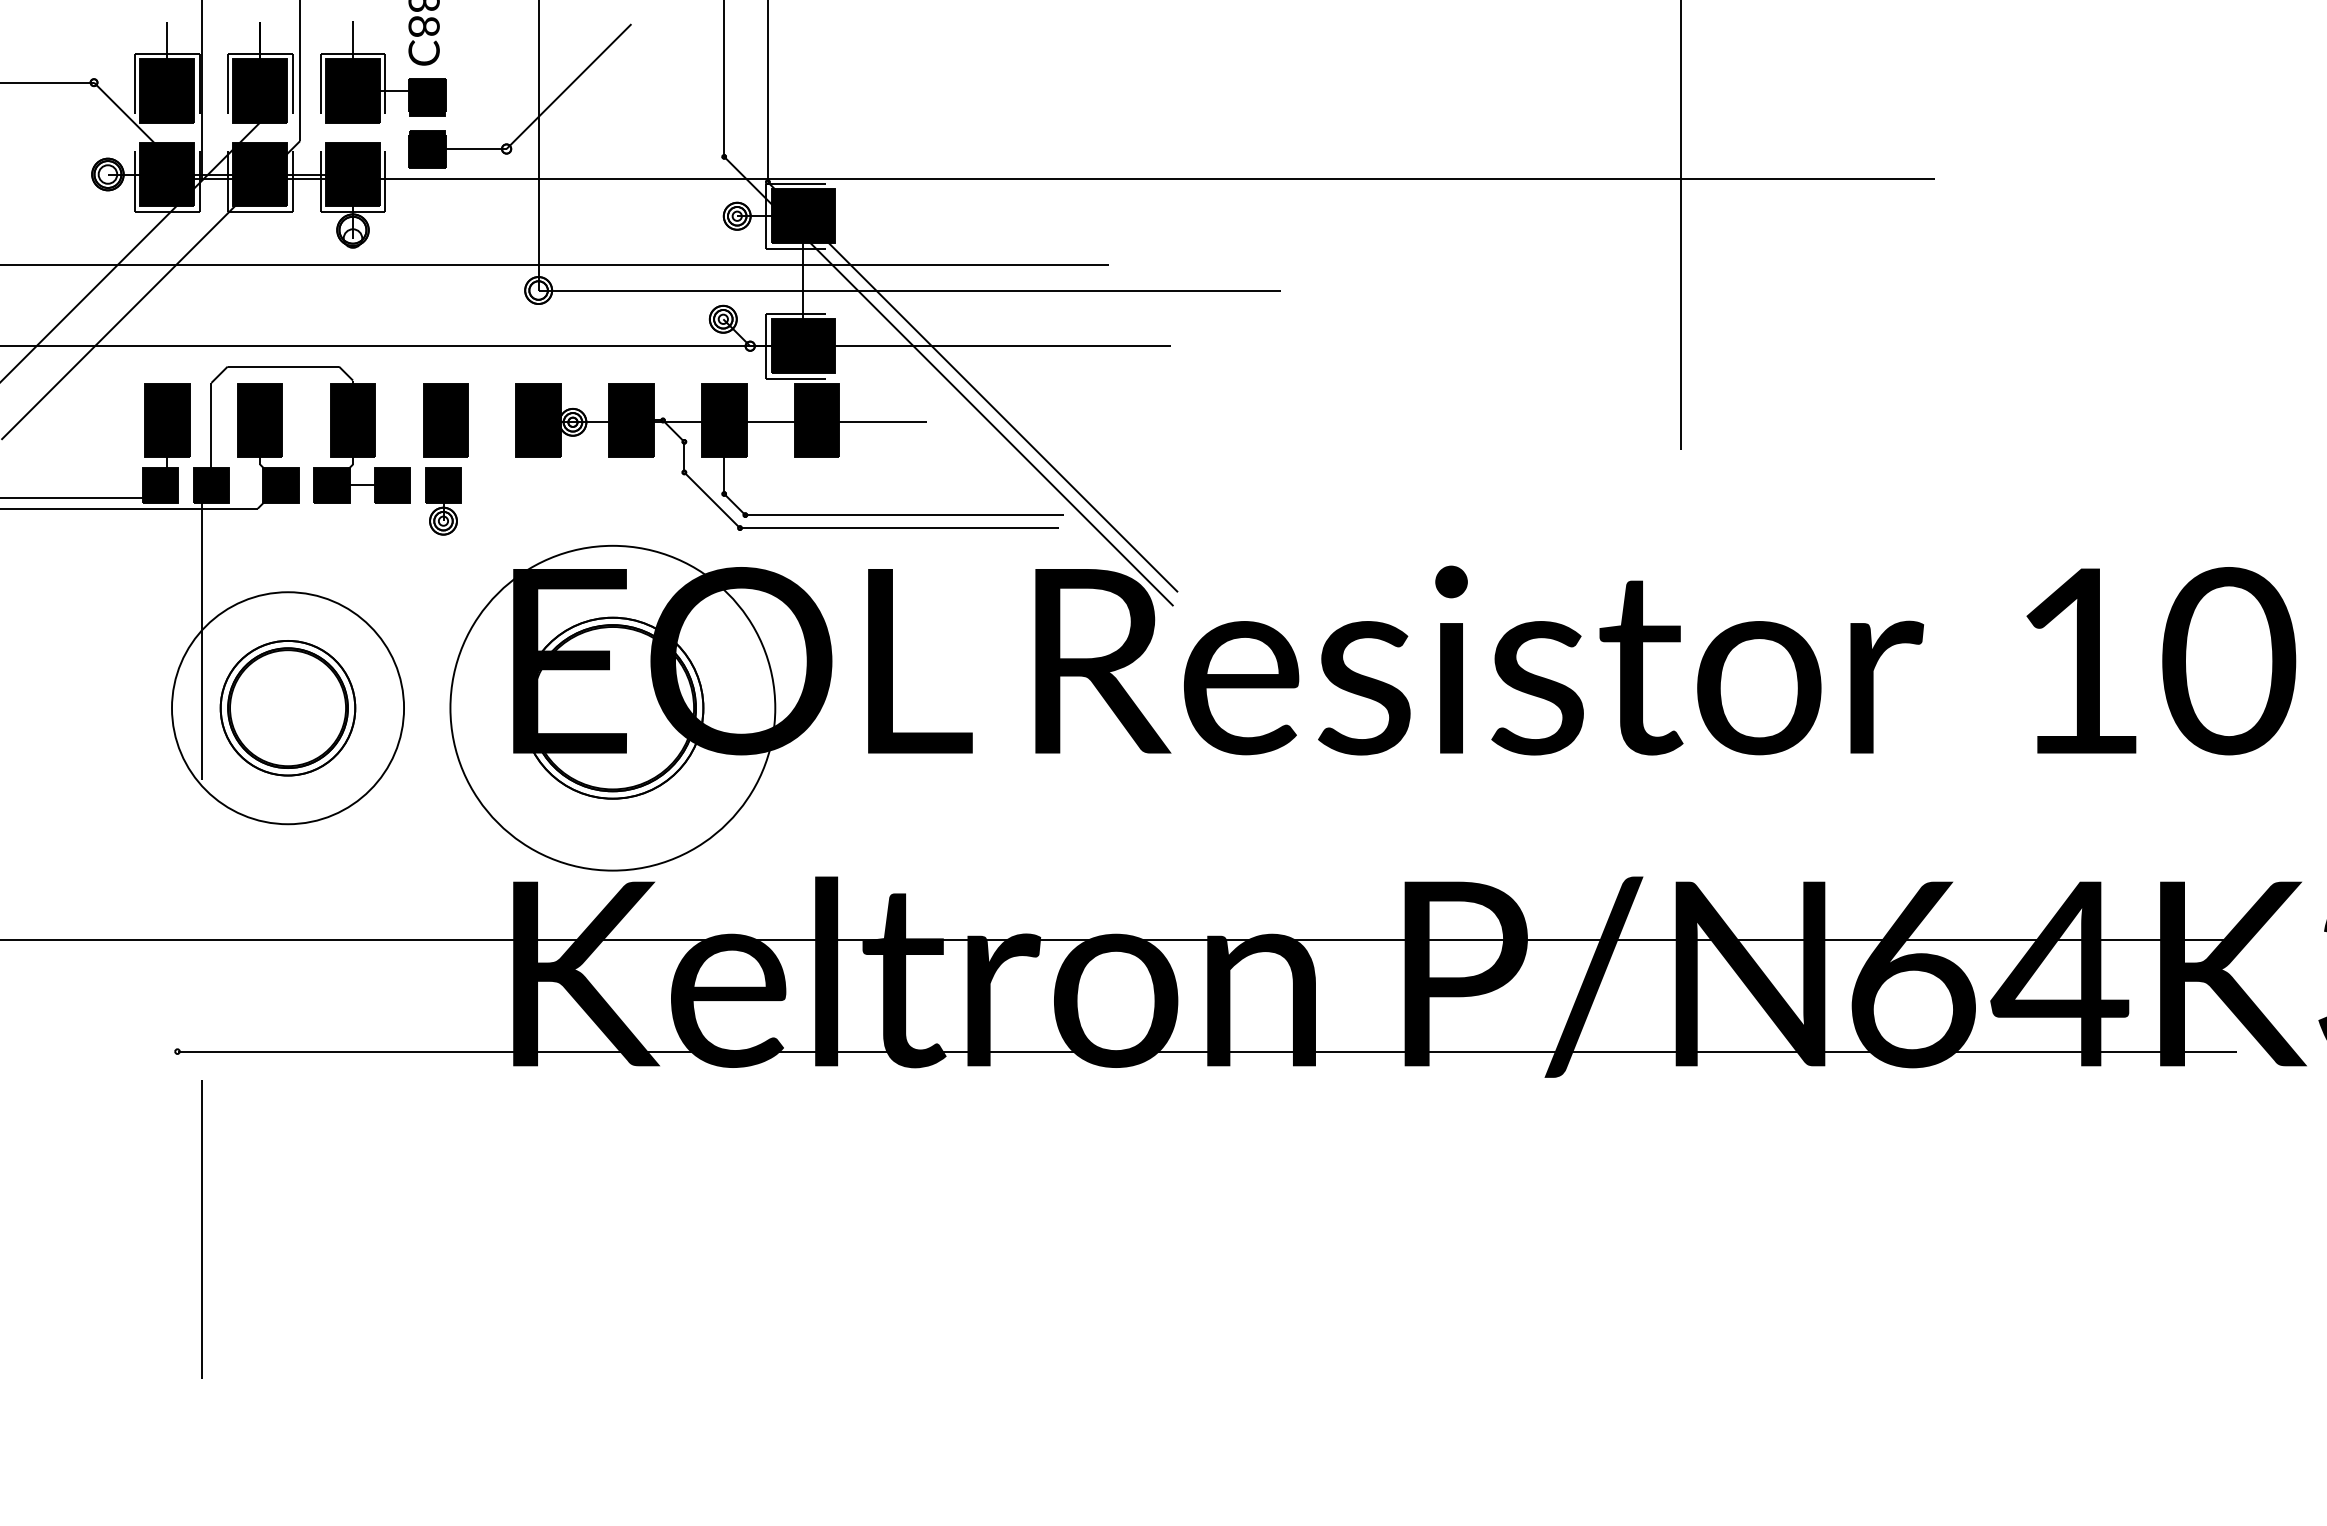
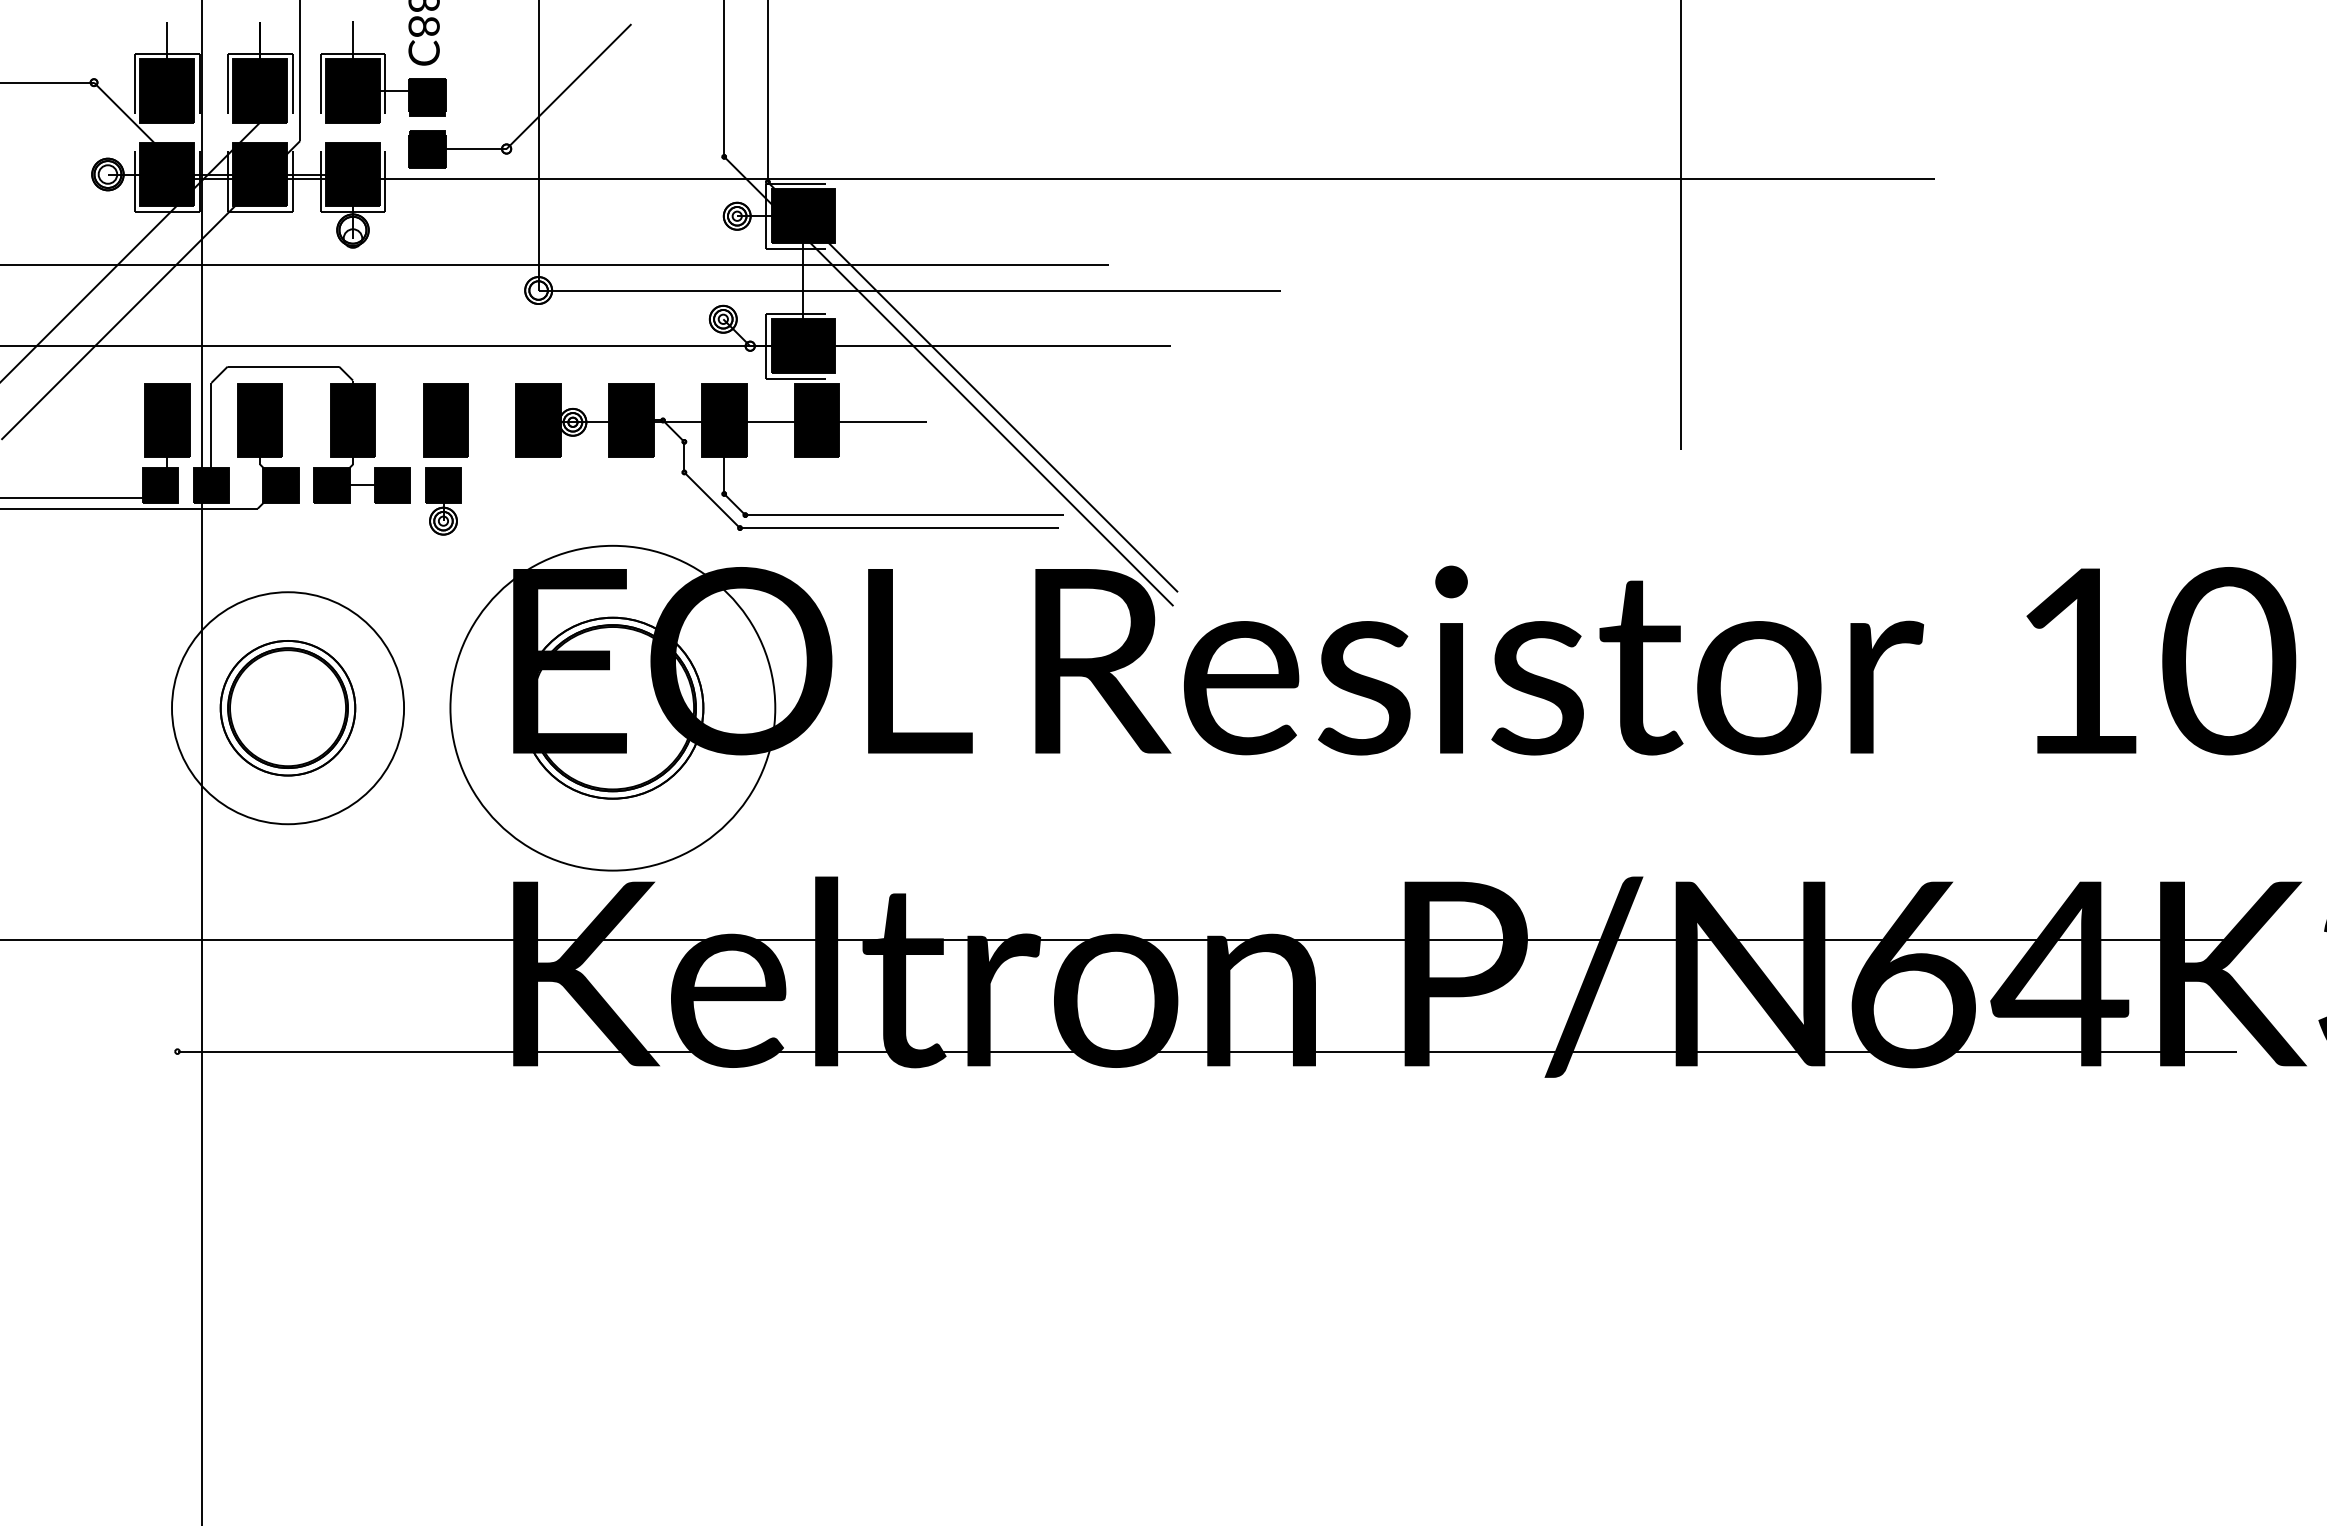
line: dashed -> solid (201, 763)
